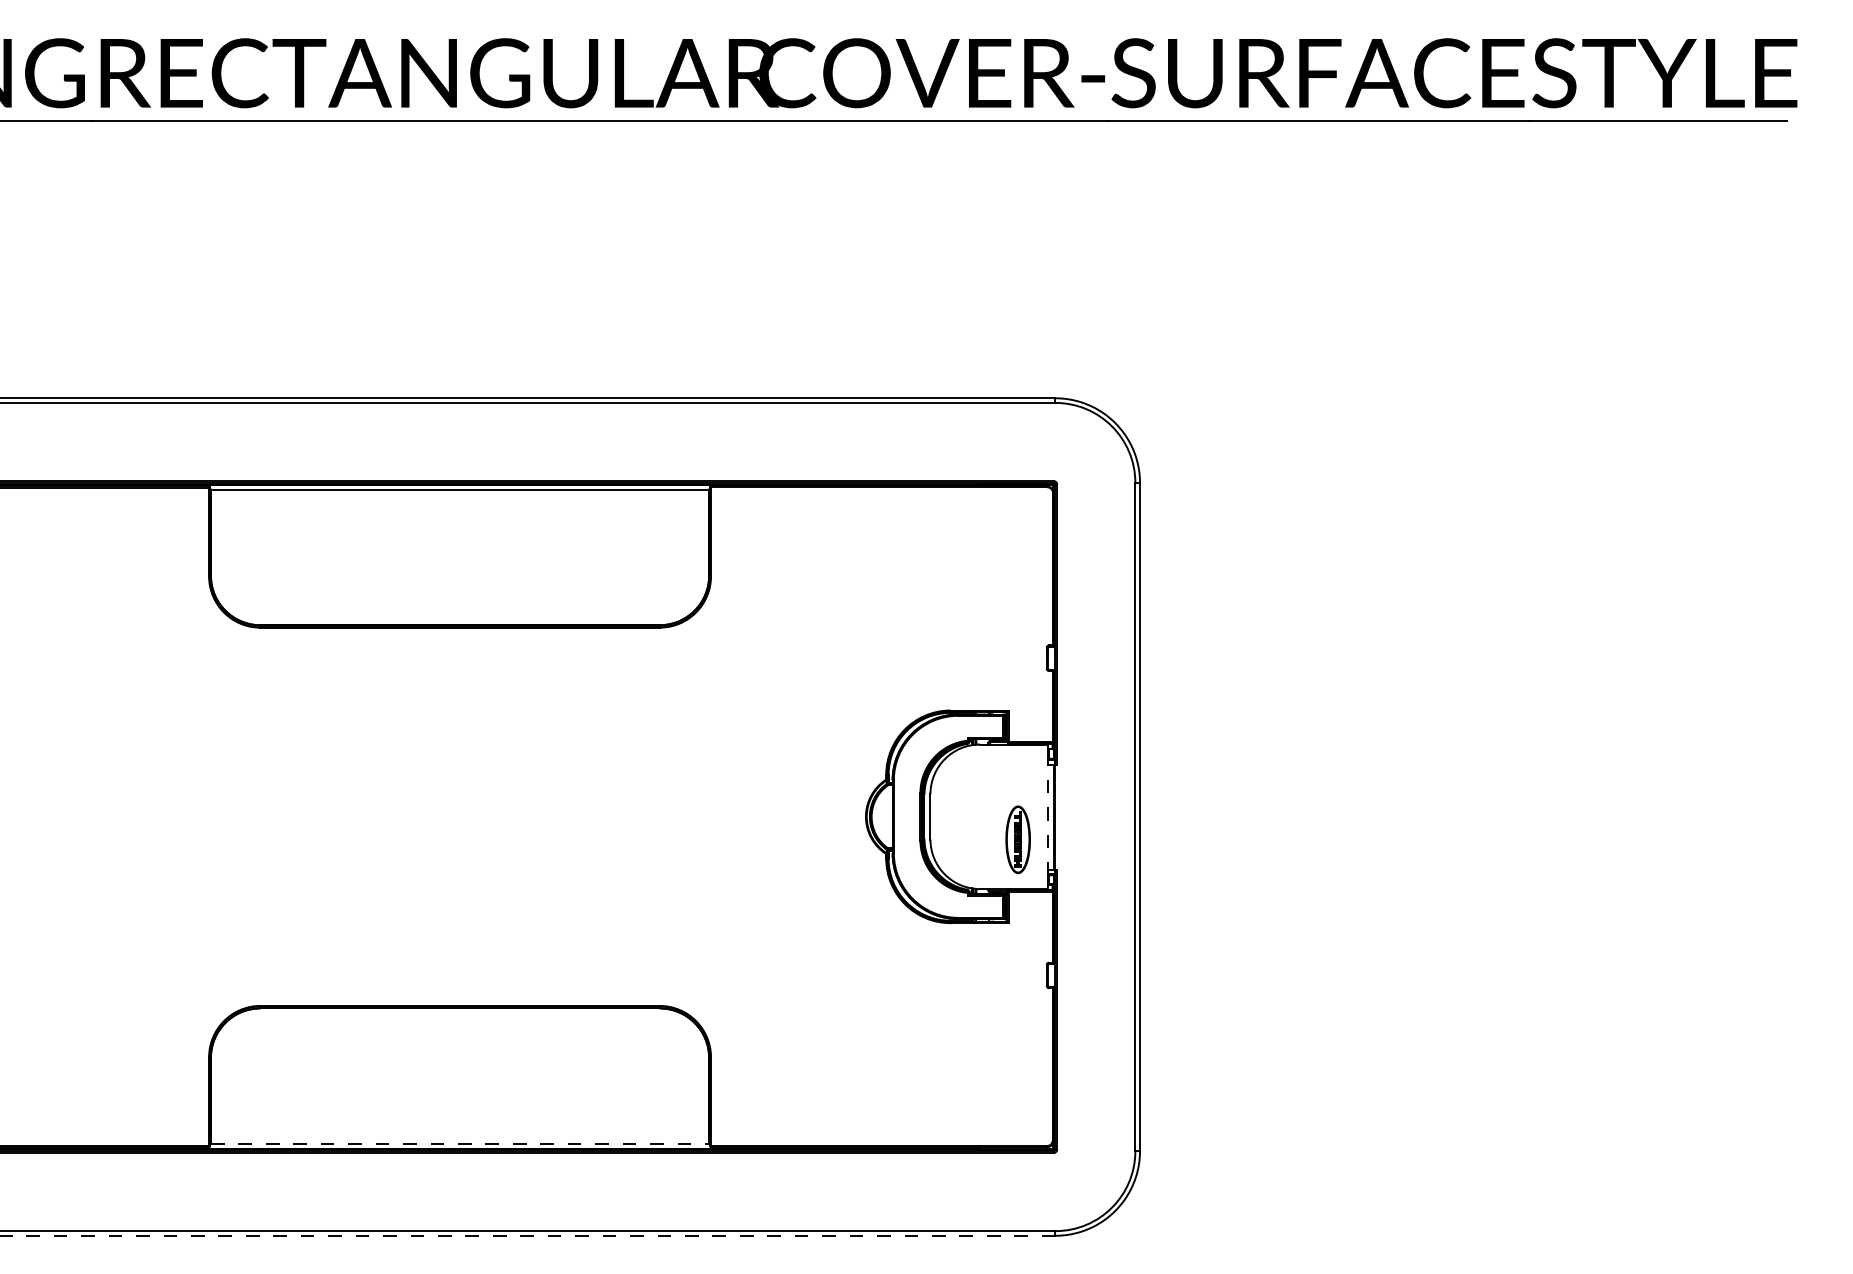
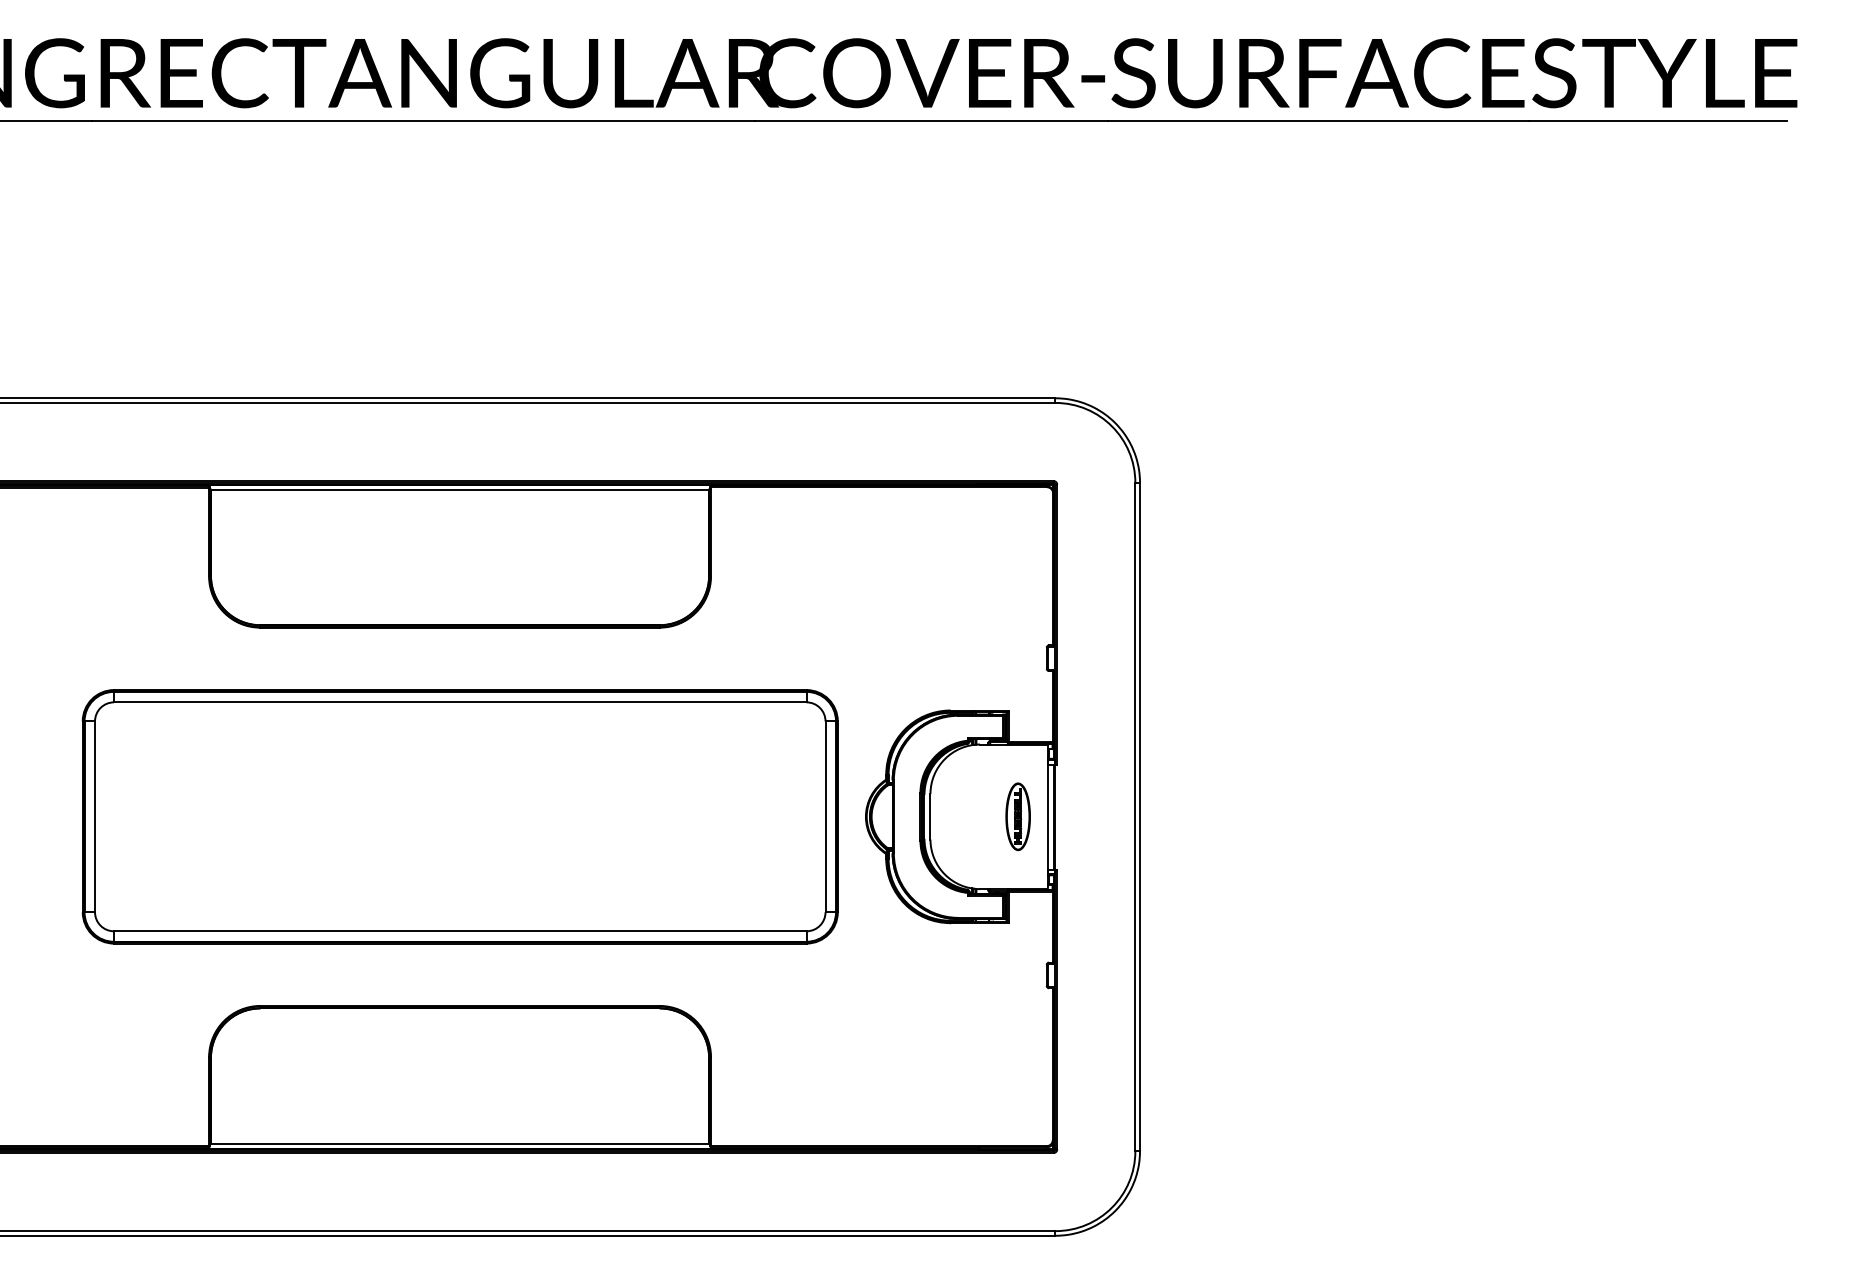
part: none -> present (459, 816)
line: dashed -> solid (1047, 816)
part position: (1017, 839) -> (1017, 816) (1017, 816)
line: dashed -> solid (460, 1143)
line: dashed -> solid (527, 1235)
